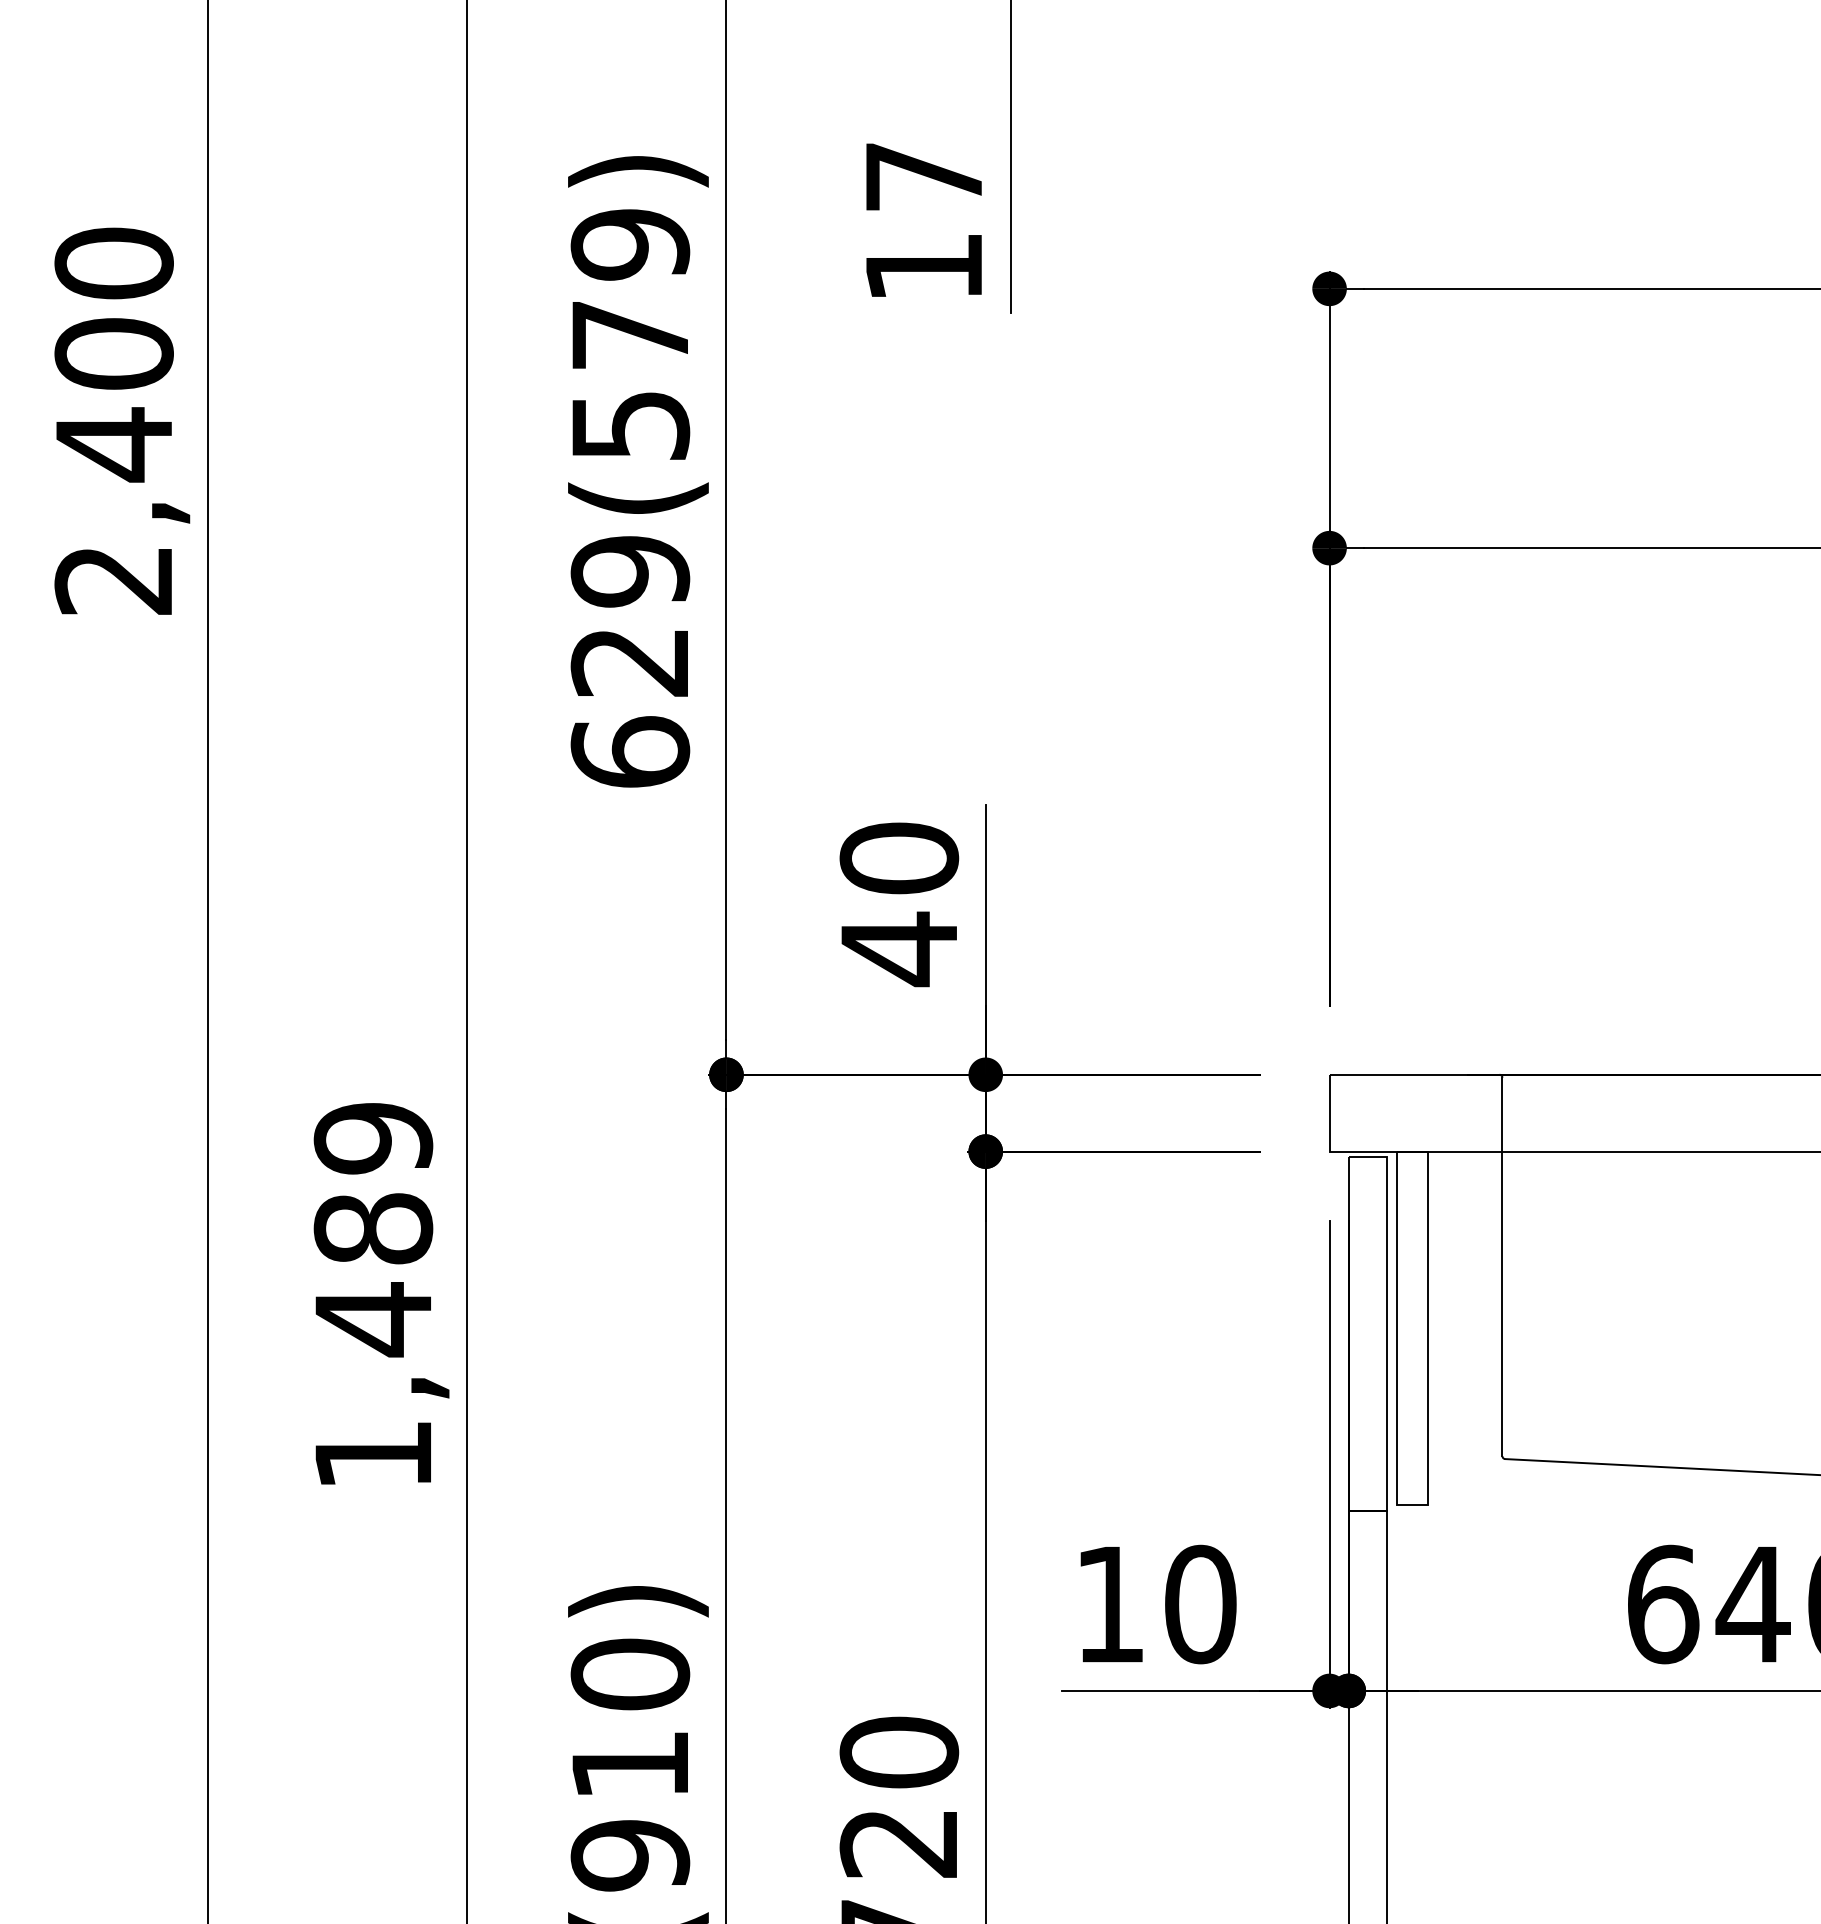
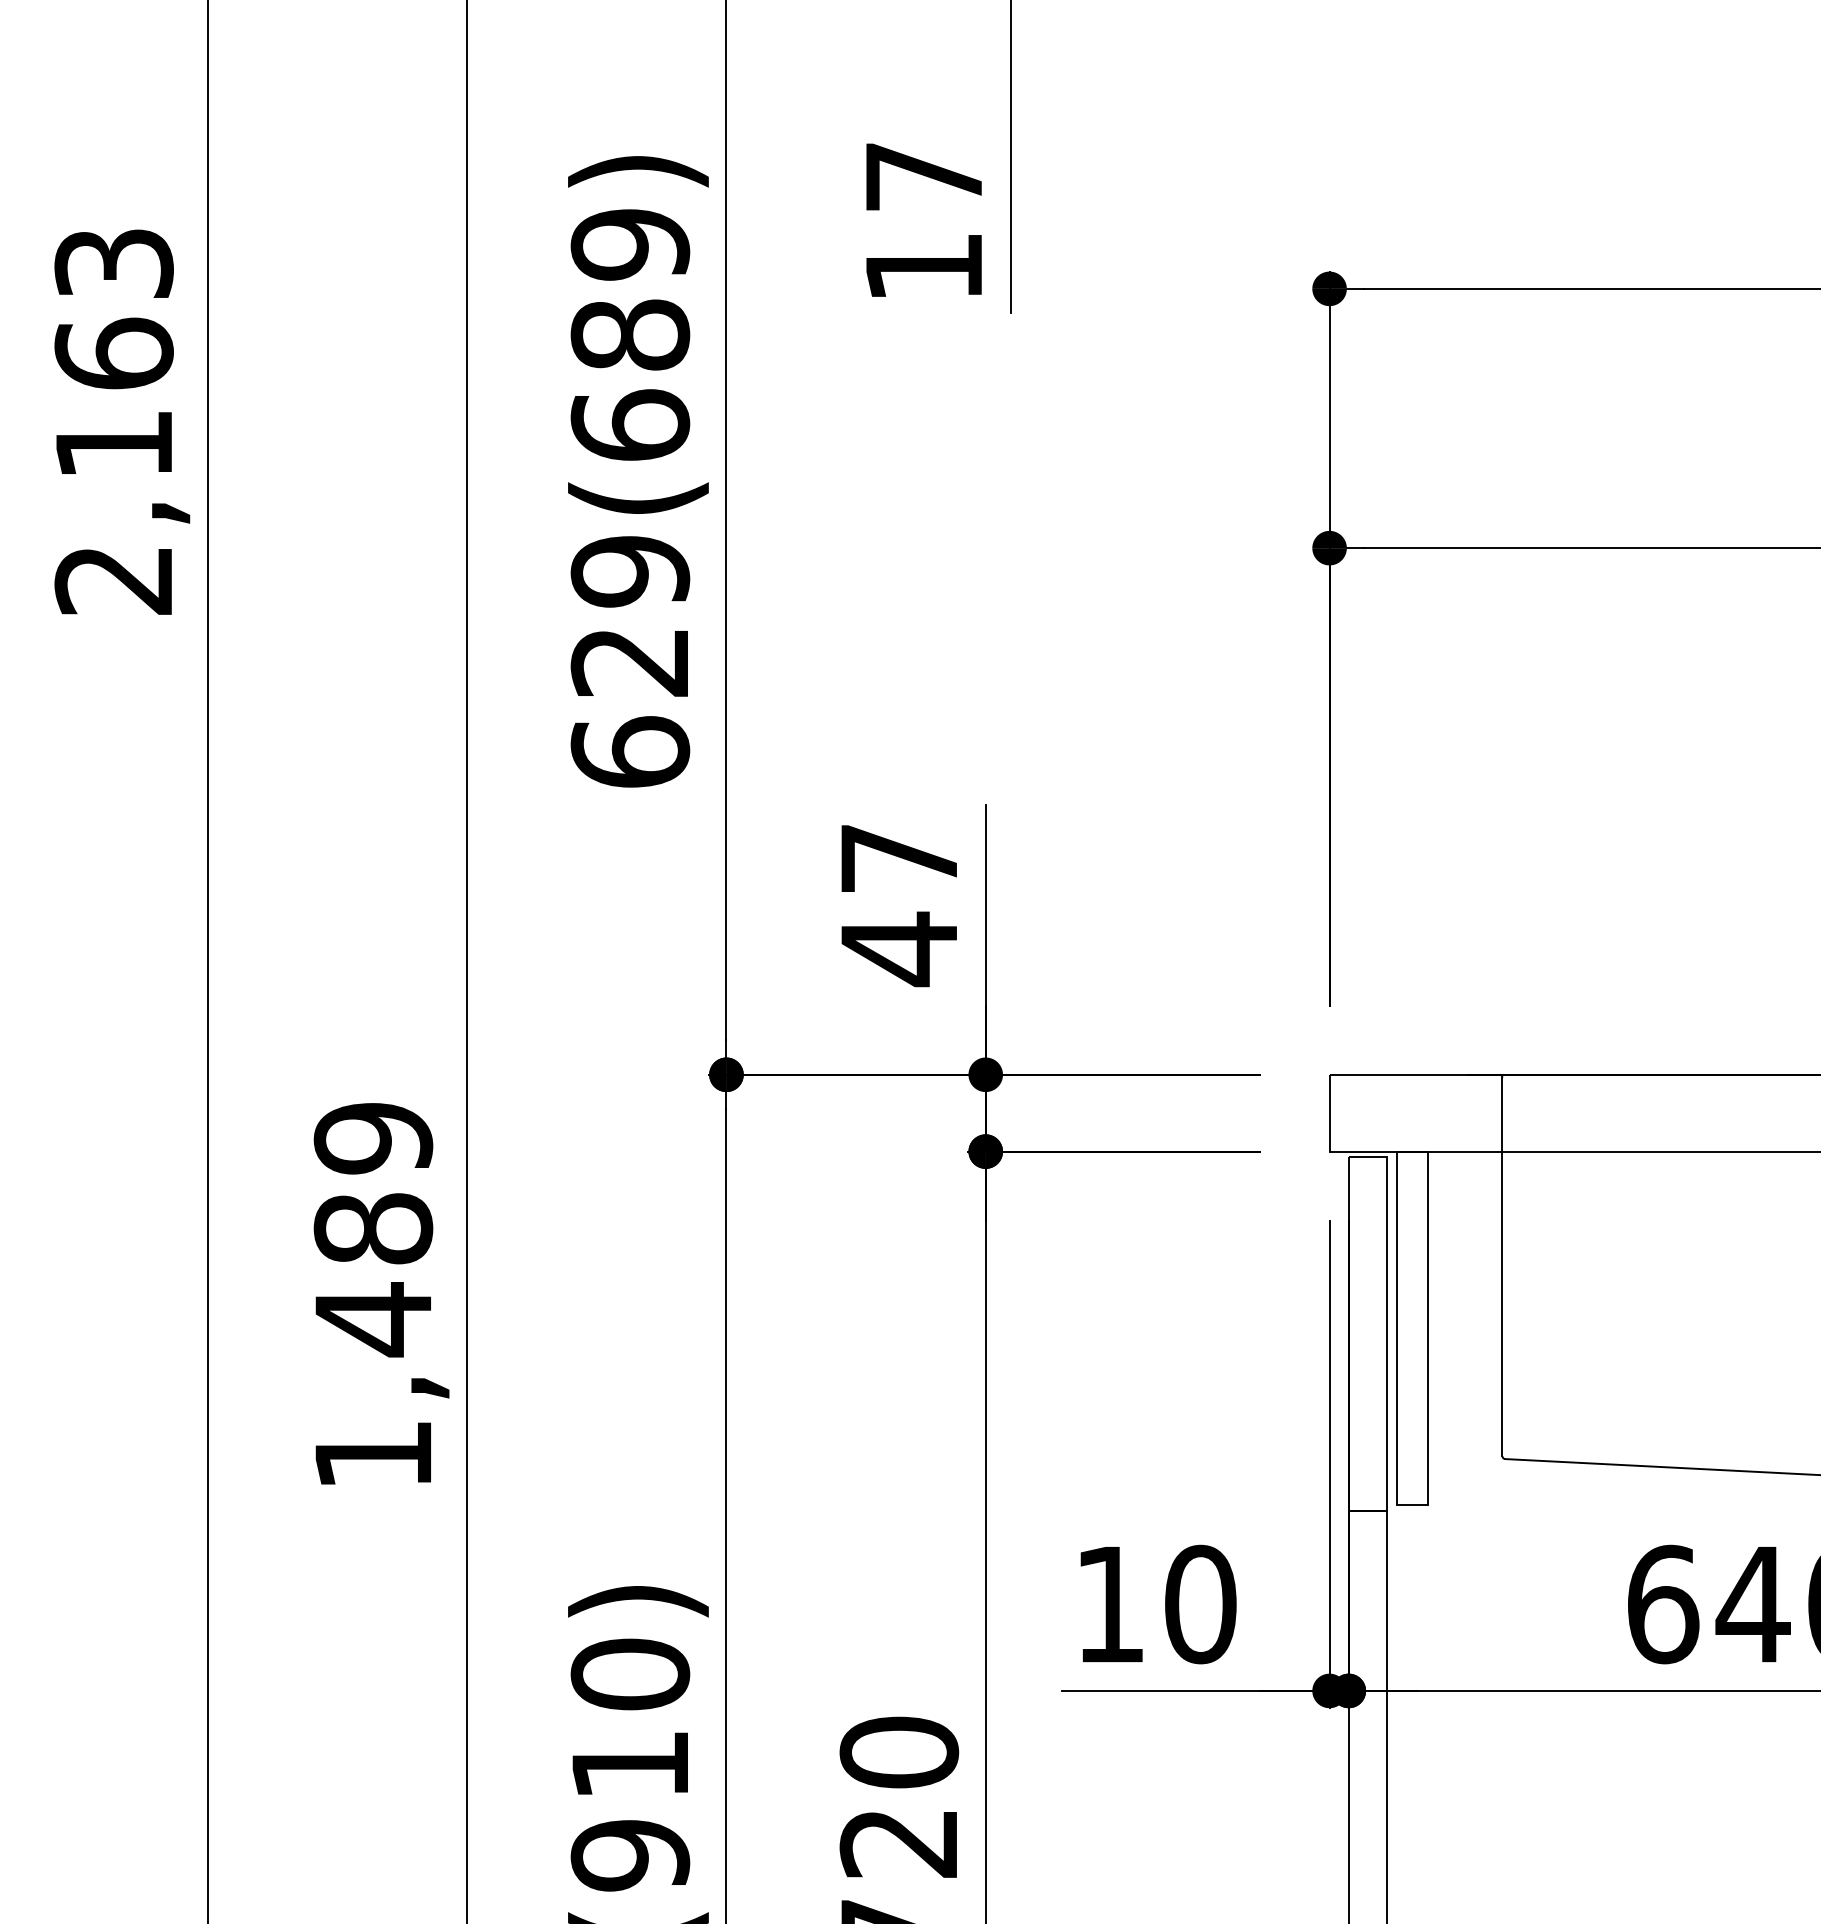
text: 2,400 -> 2,163 (113, 354)
text: 629(579) -> 629(689) (630, 379)
text: 40 -> 47 (899, 858)
